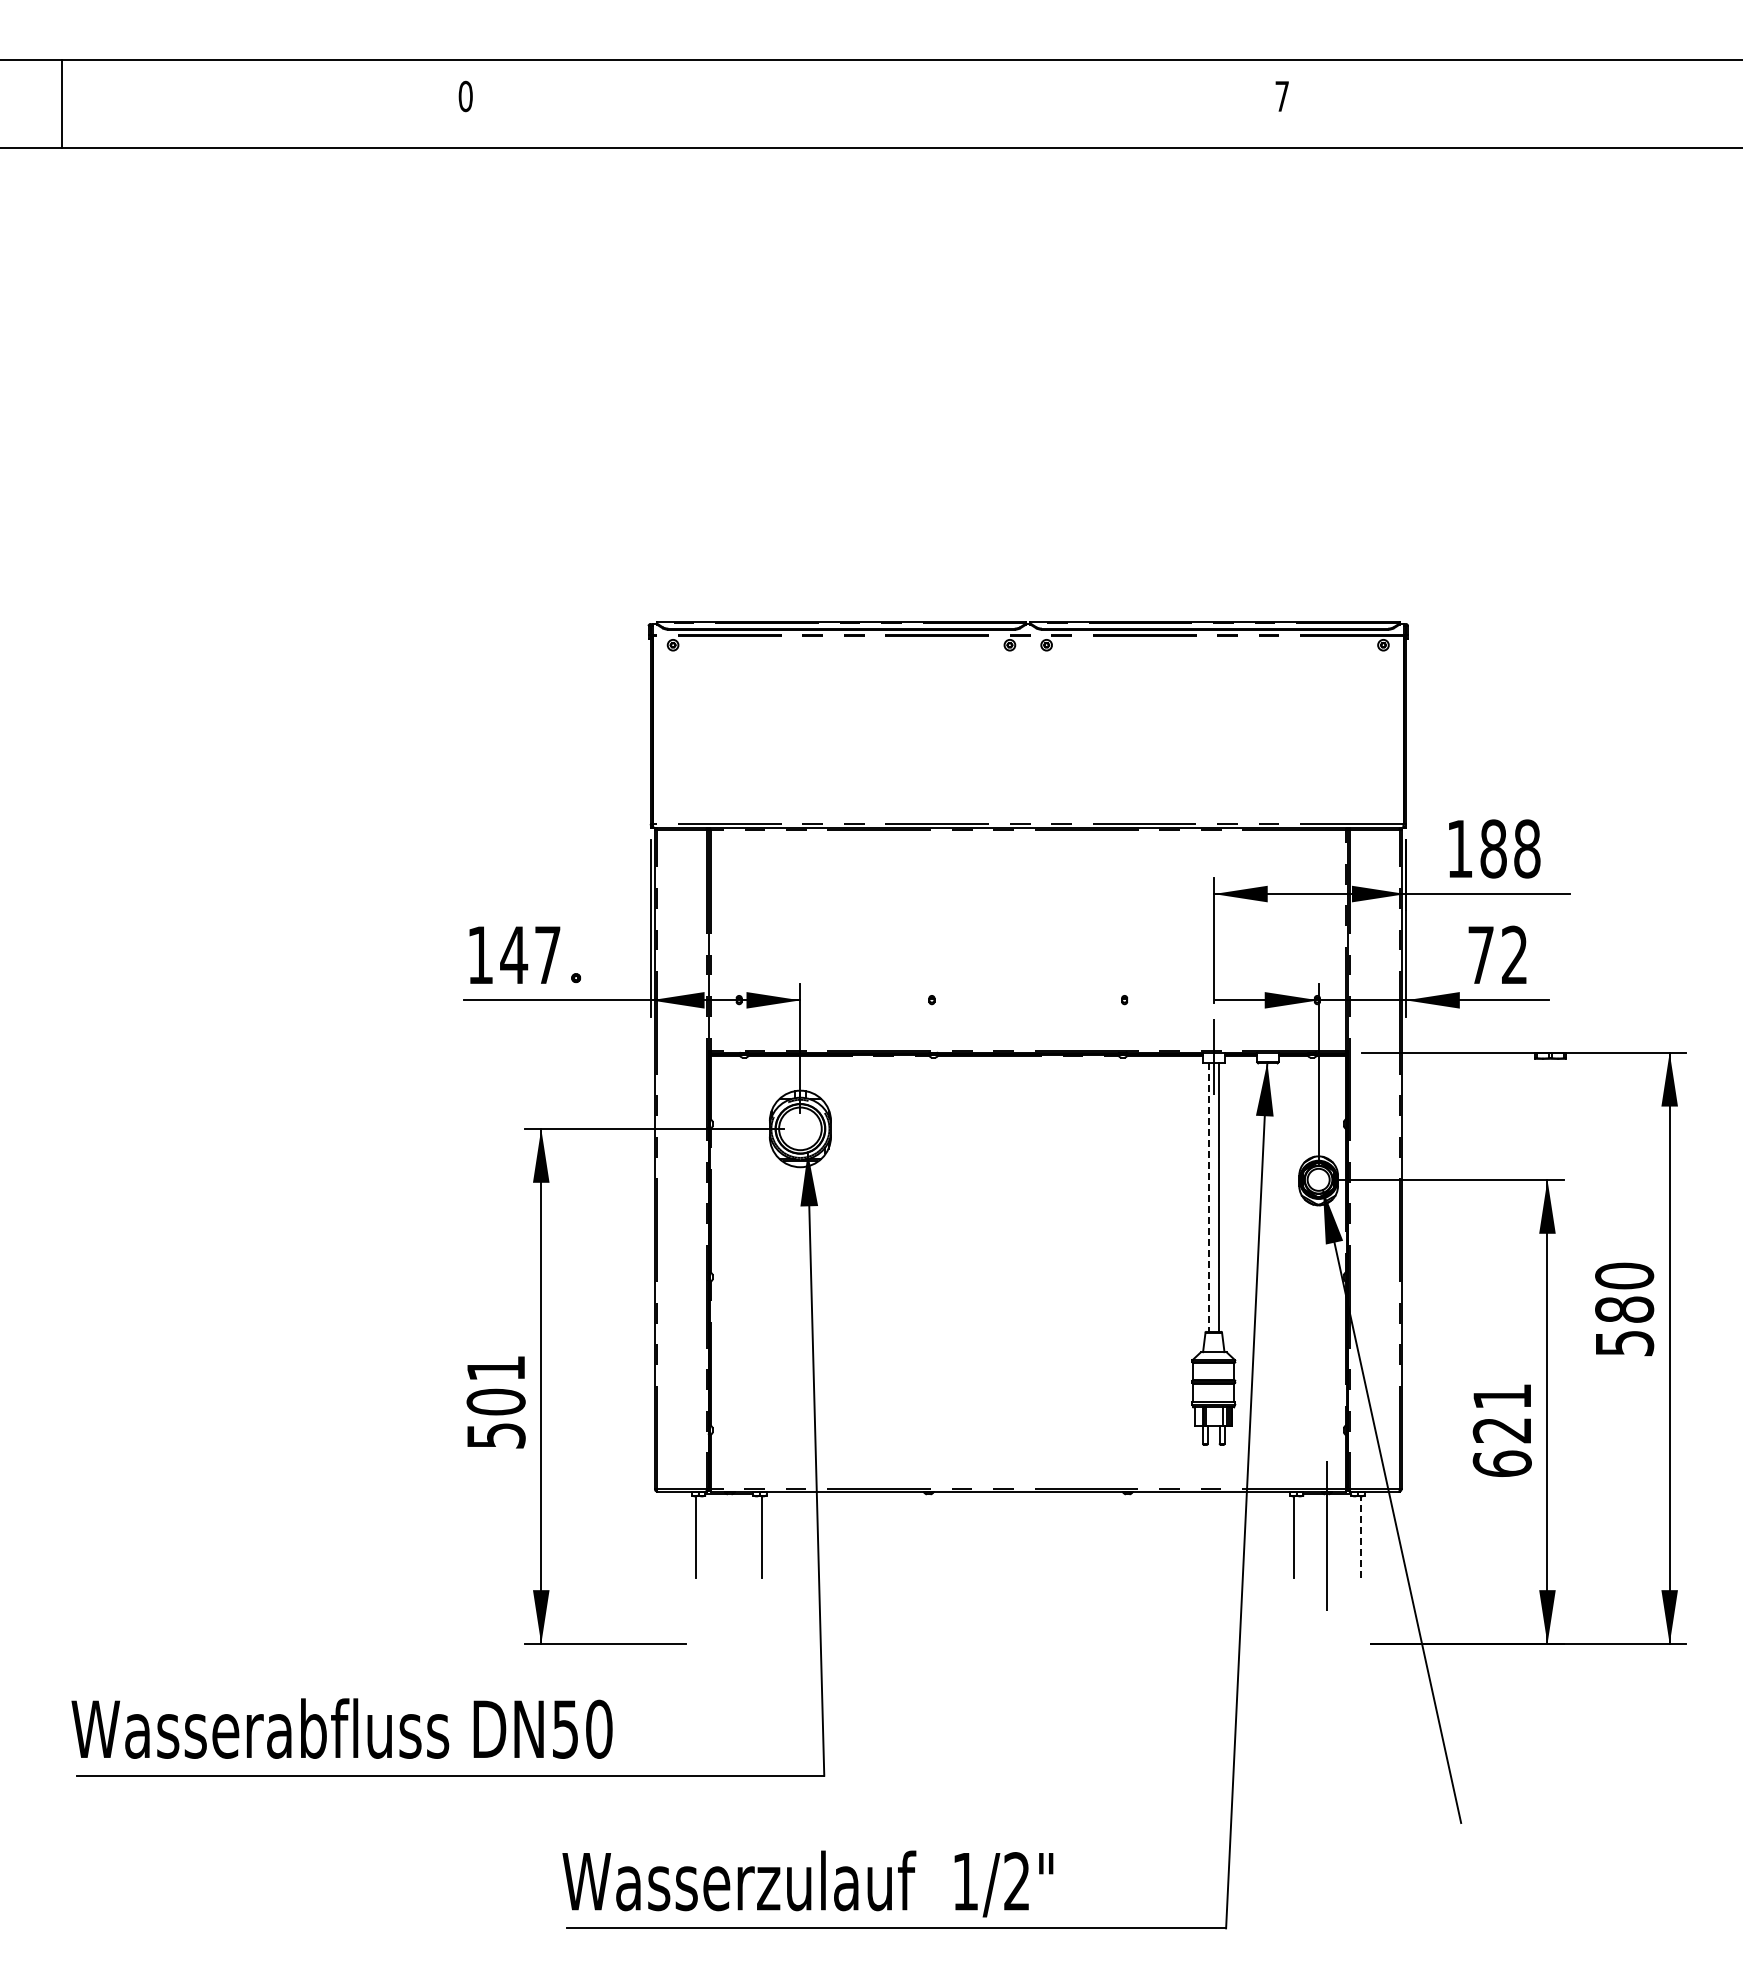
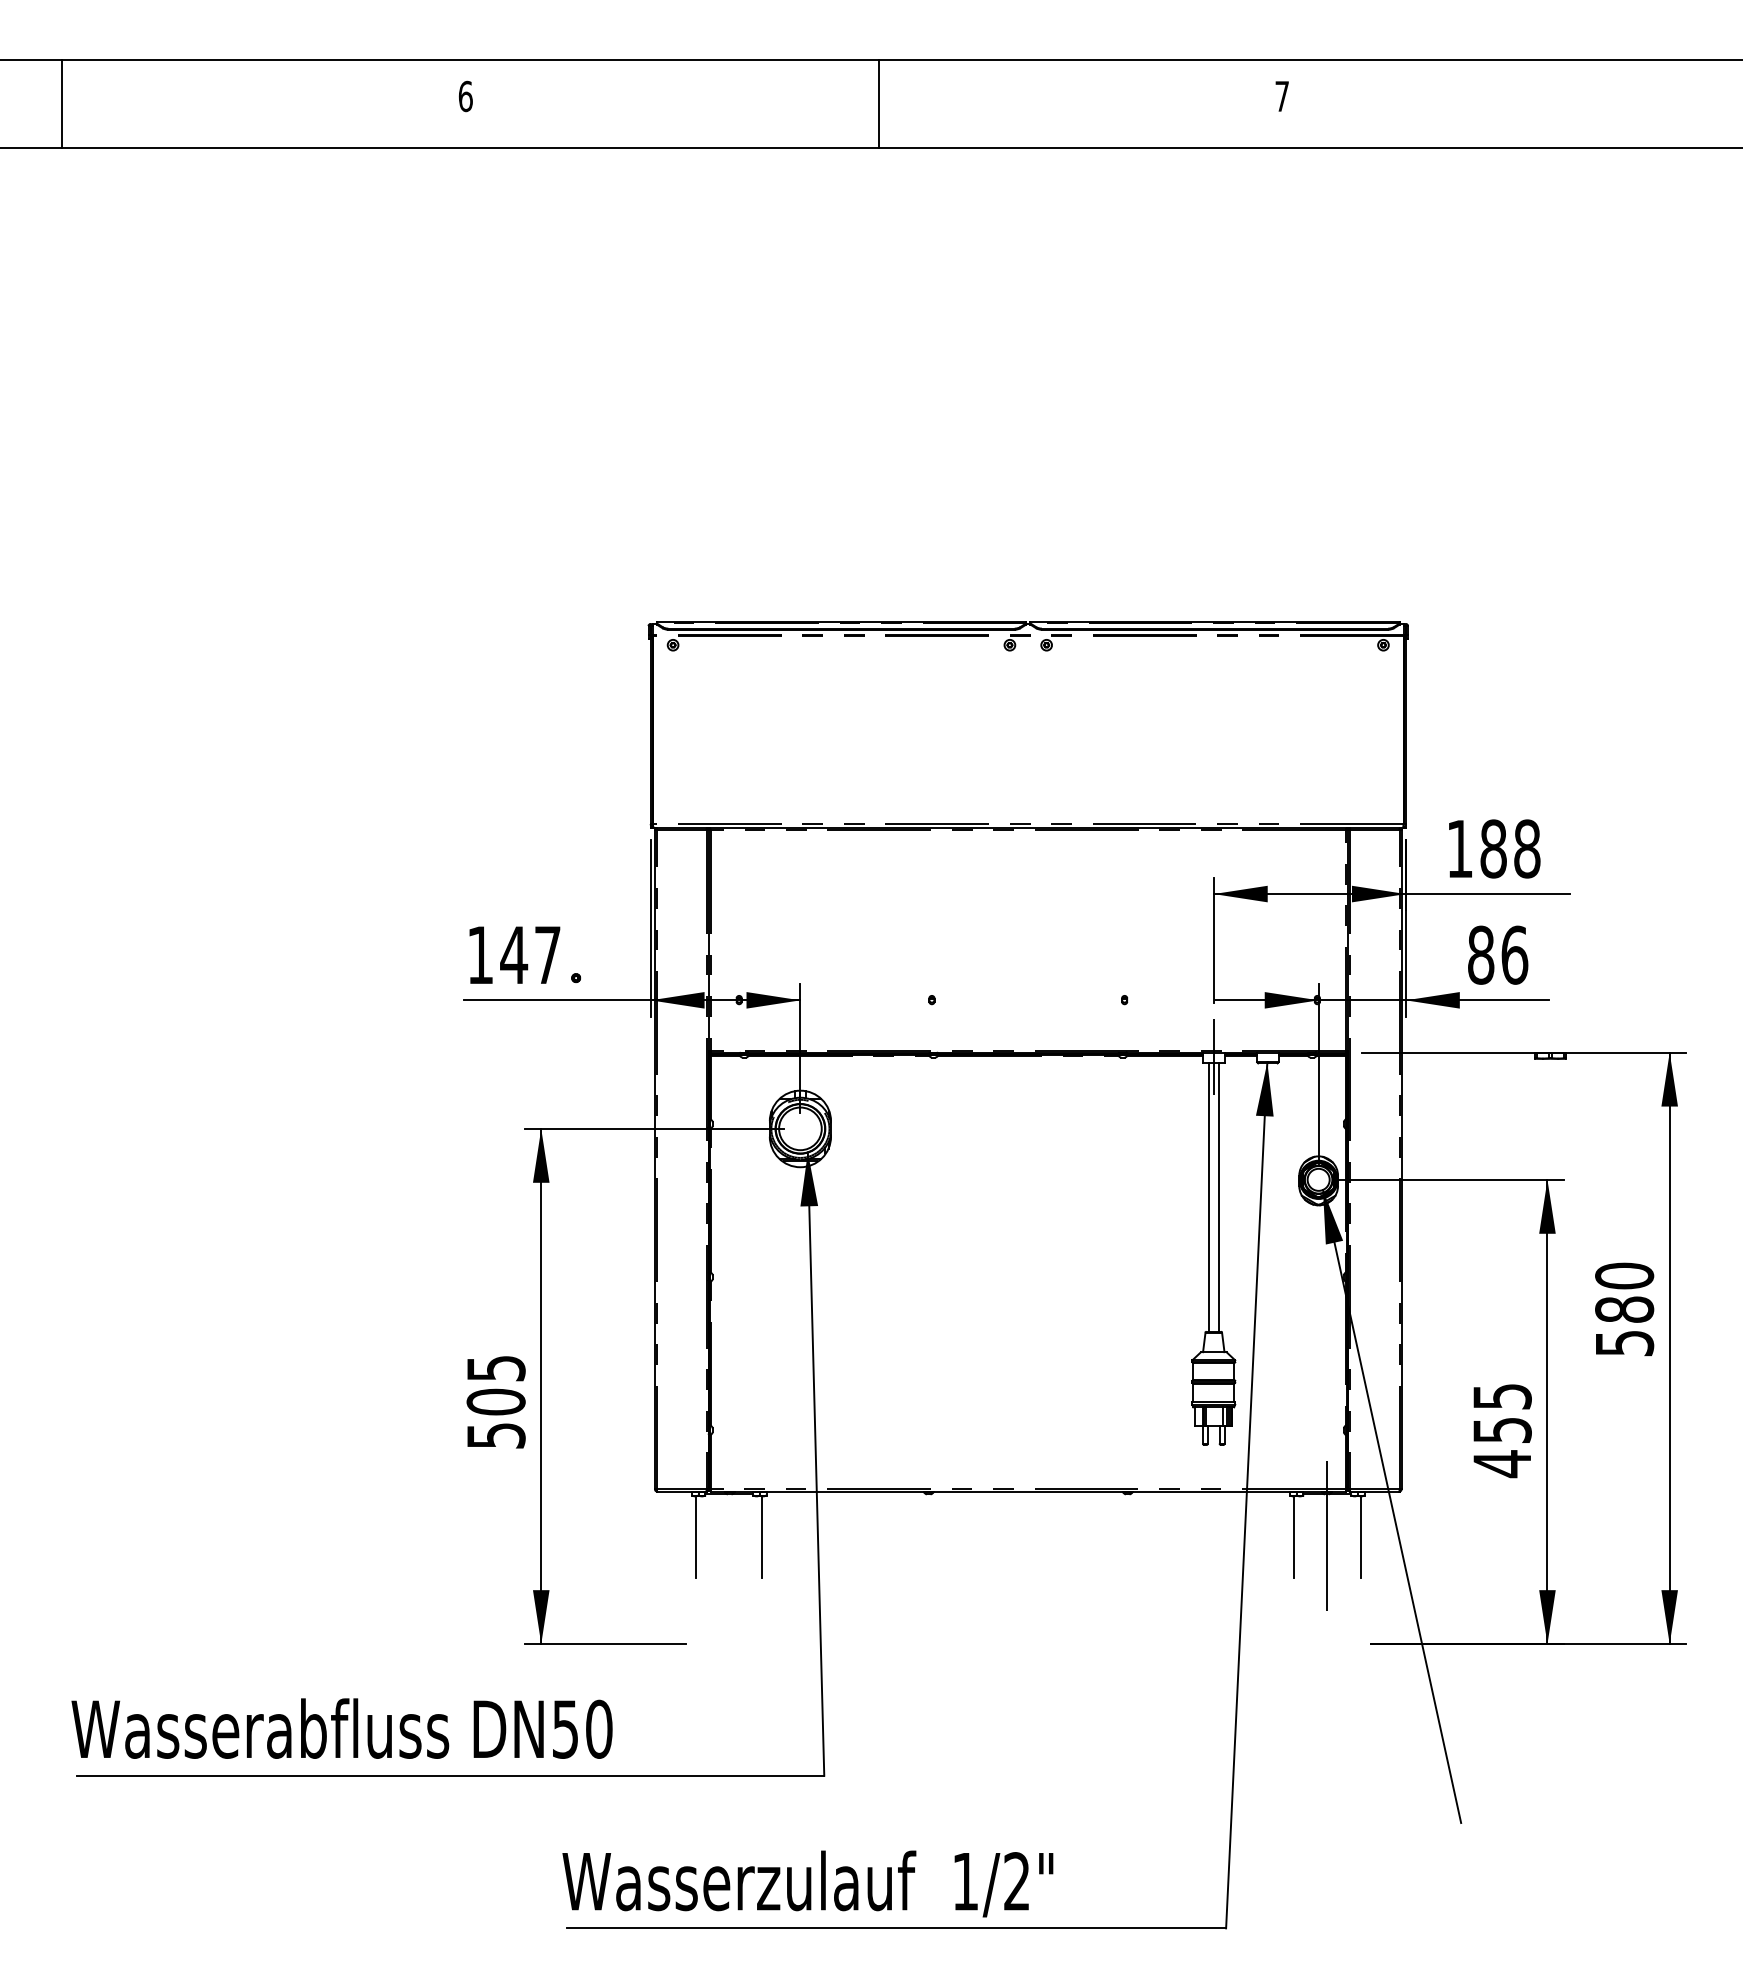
text: 0 -> 6 (465, 95)
line: none -> present (878, 103)
text: 72 -> 86 (1498, 954)
line: dashed -> solid (1208, 1197)
text: 501 -> 505 (496, 1368)
text: 621 -> 455 (1501, 1431)
line: dashed -> solid (1360, 1537)
